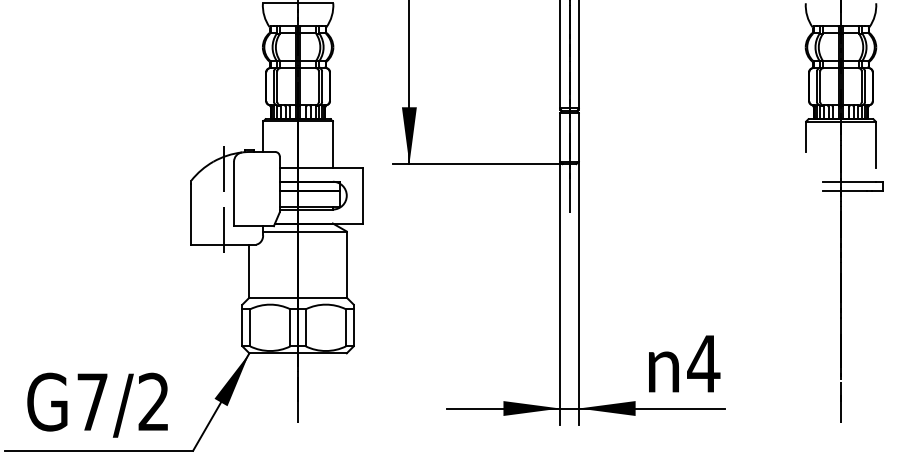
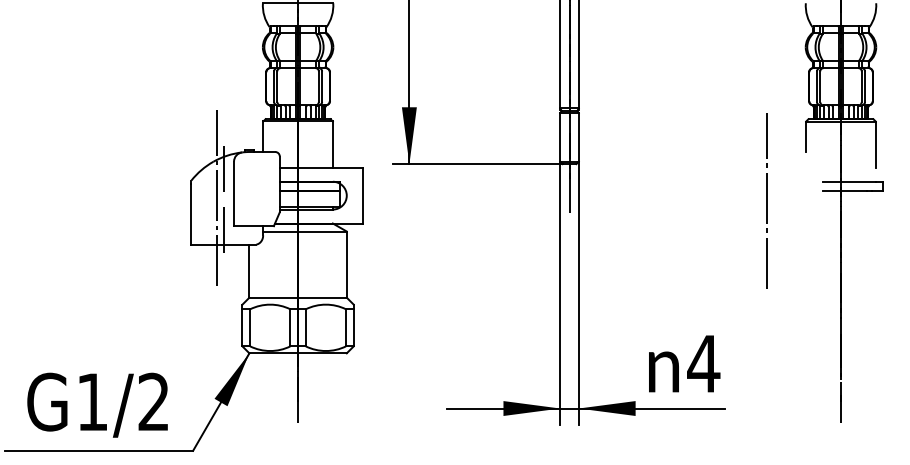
line: none -> present (216, 197)
line: none -> present (766, 200)
text: G7/2 -> G1/2 (92, 401)
